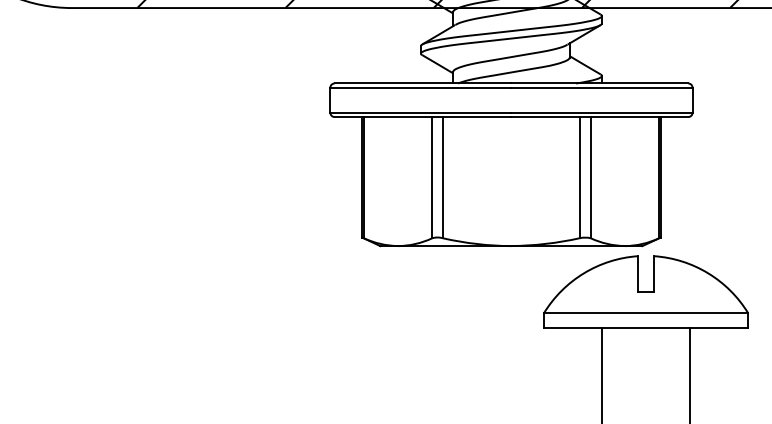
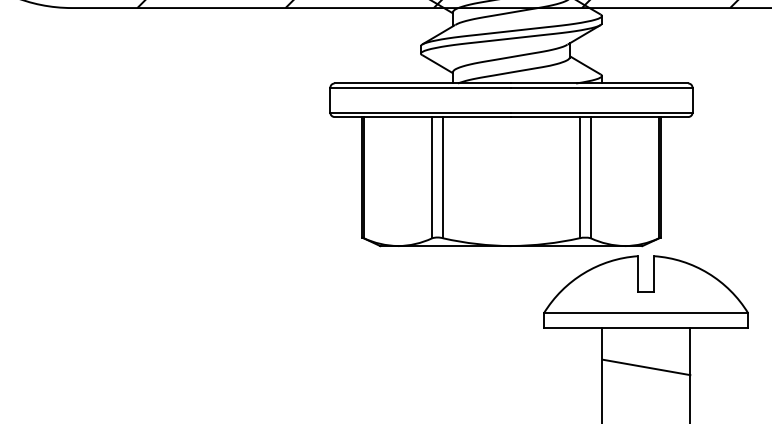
line: none -> present (646, 367)
